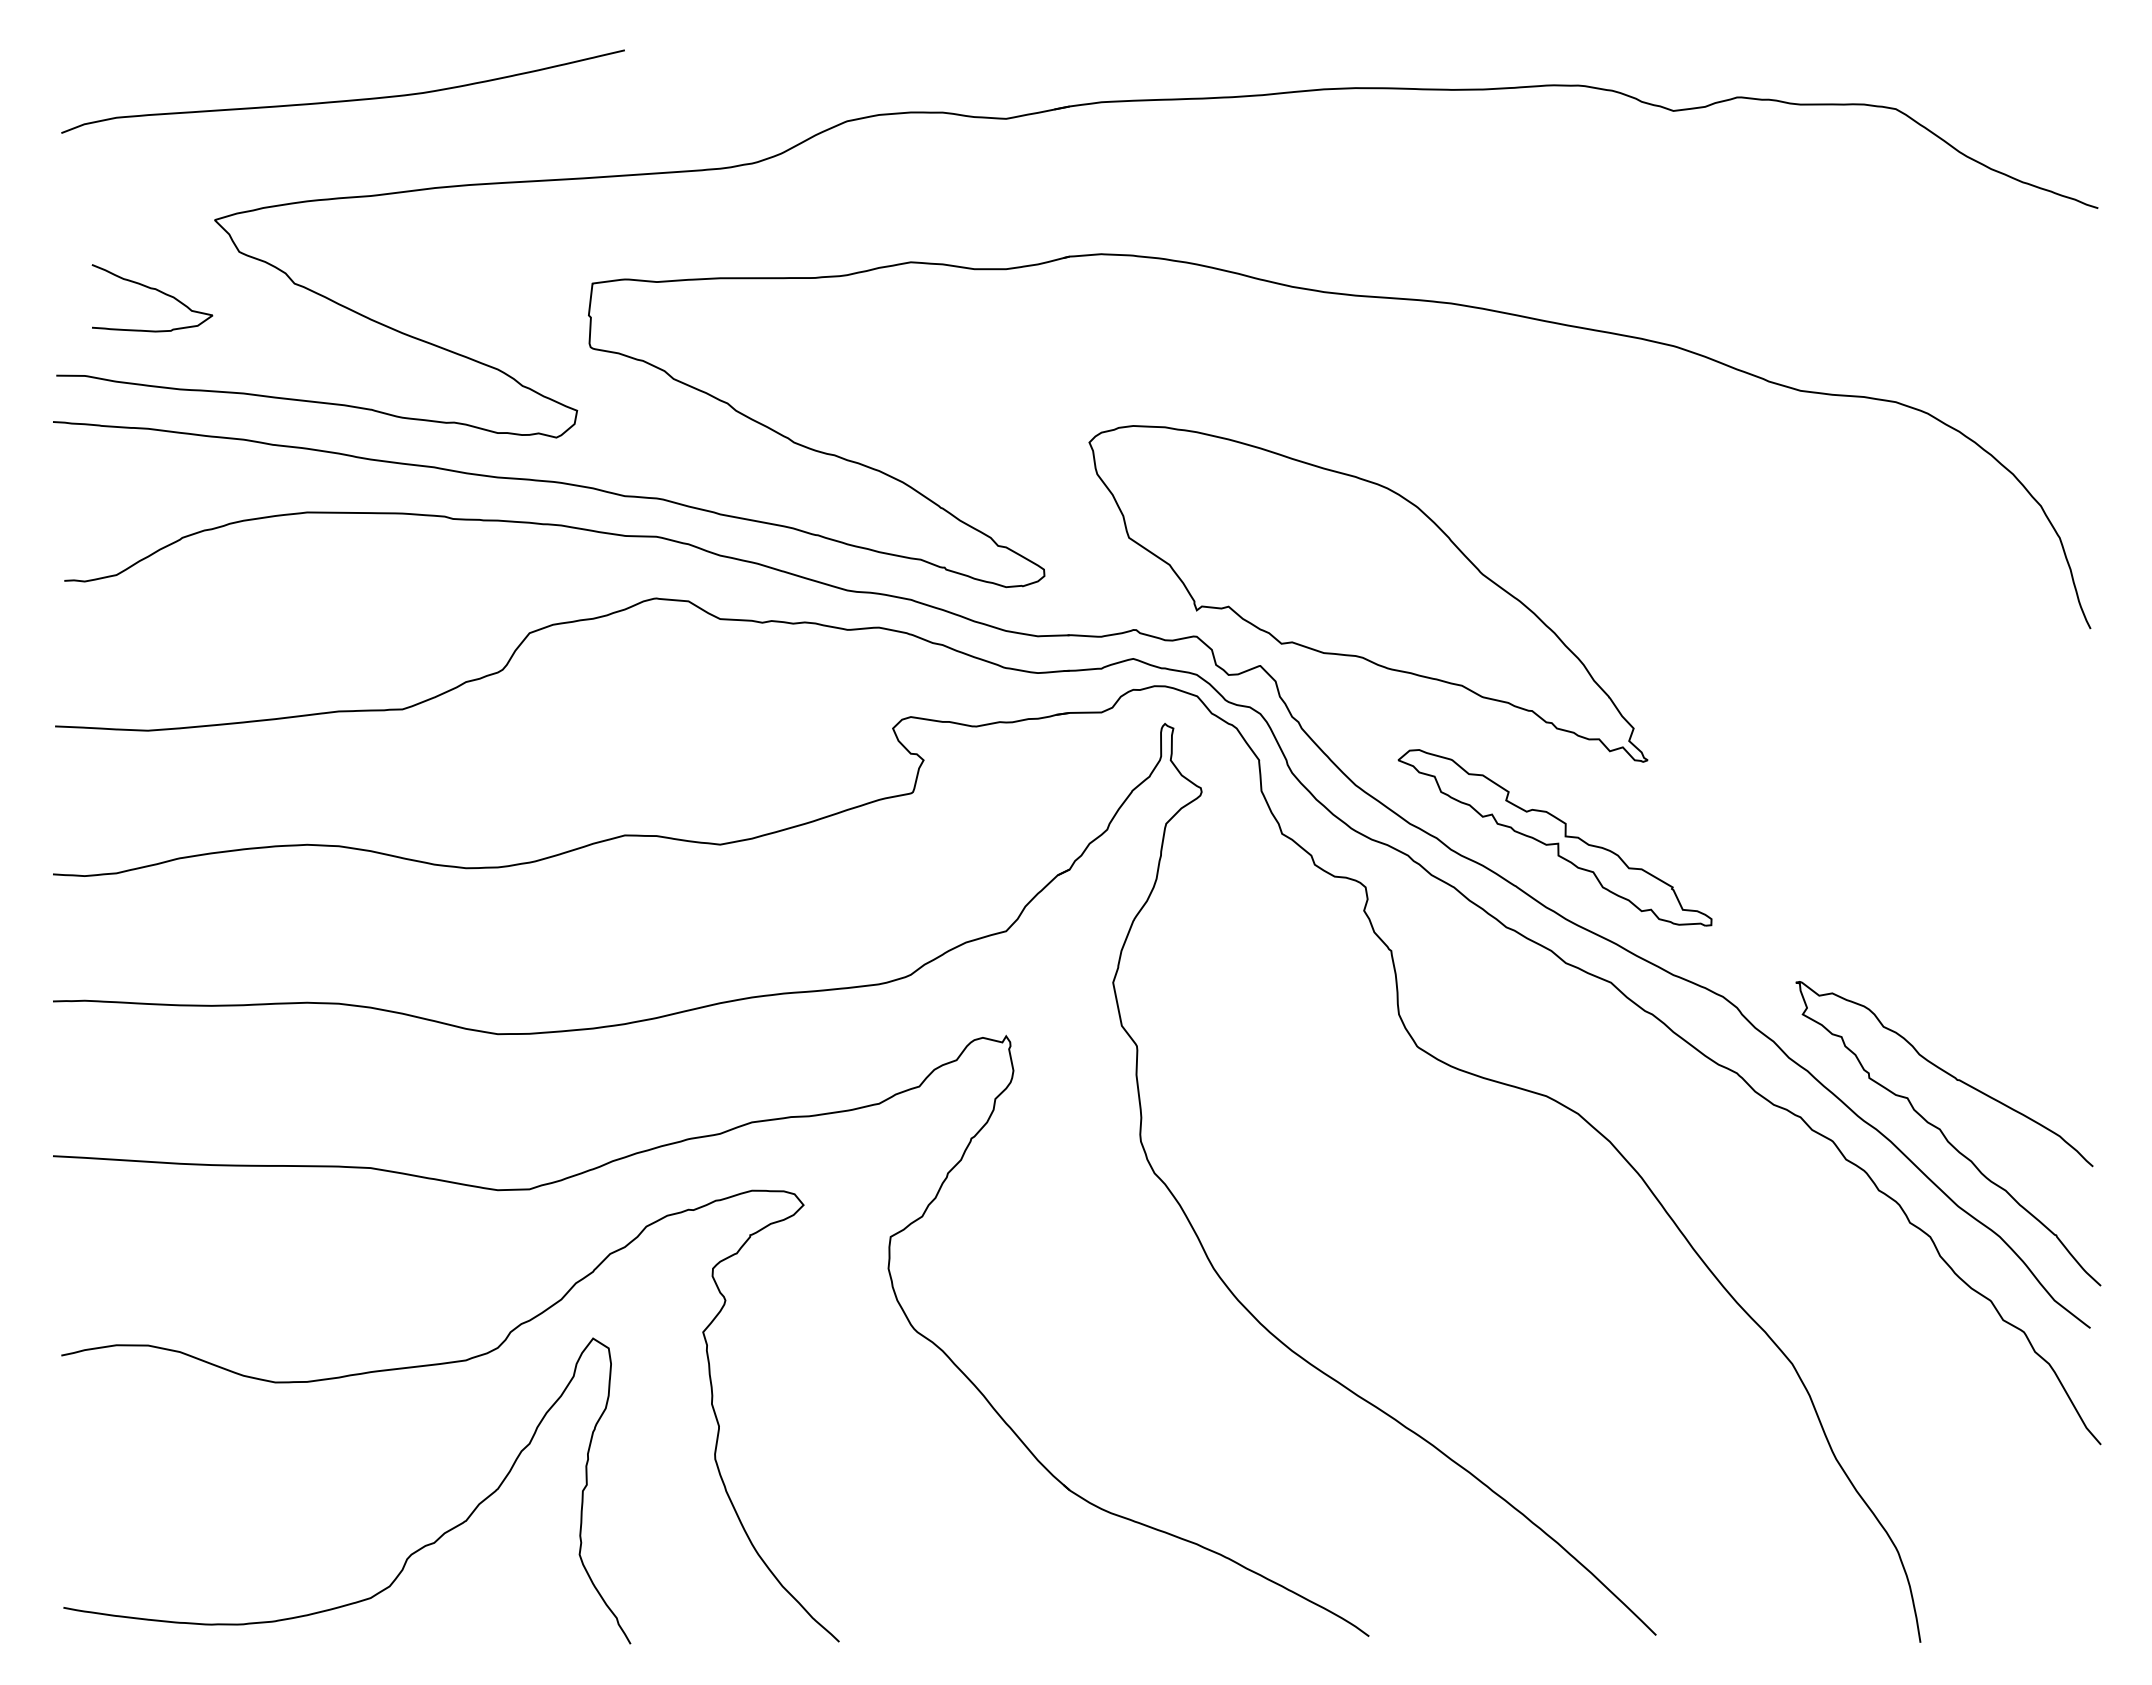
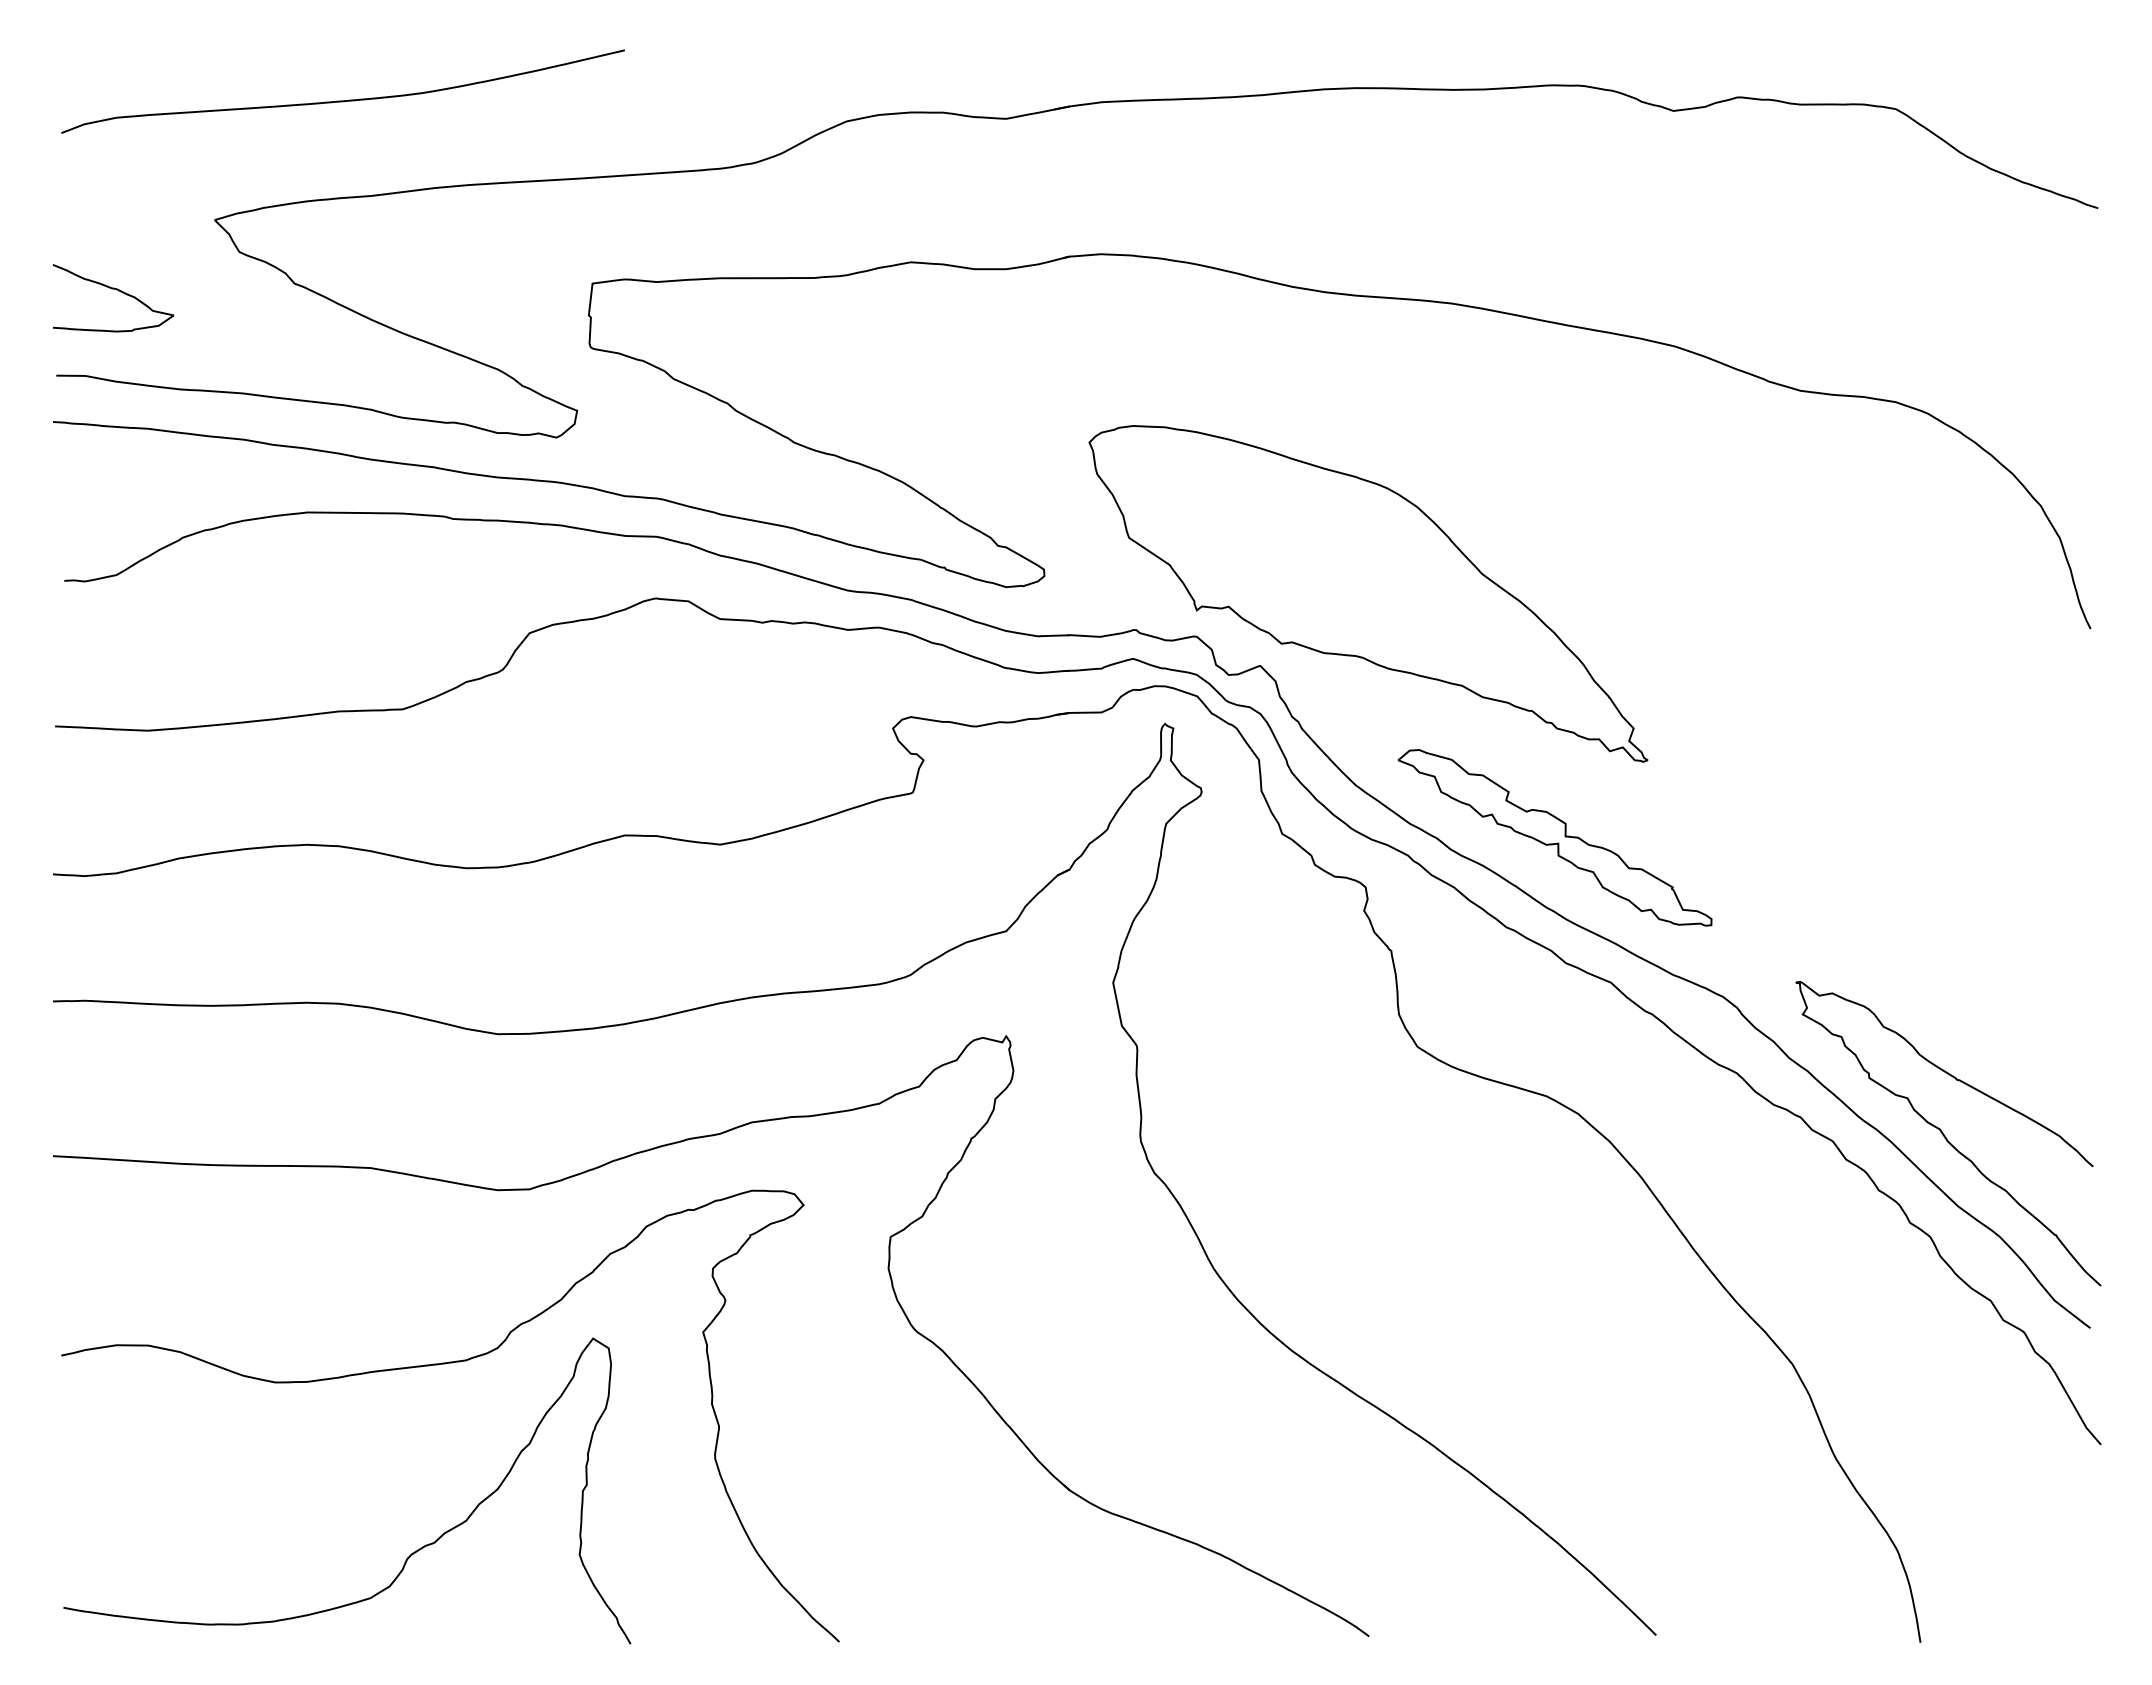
curve position: (155, 290) -> (116, 290) (116, 290)
